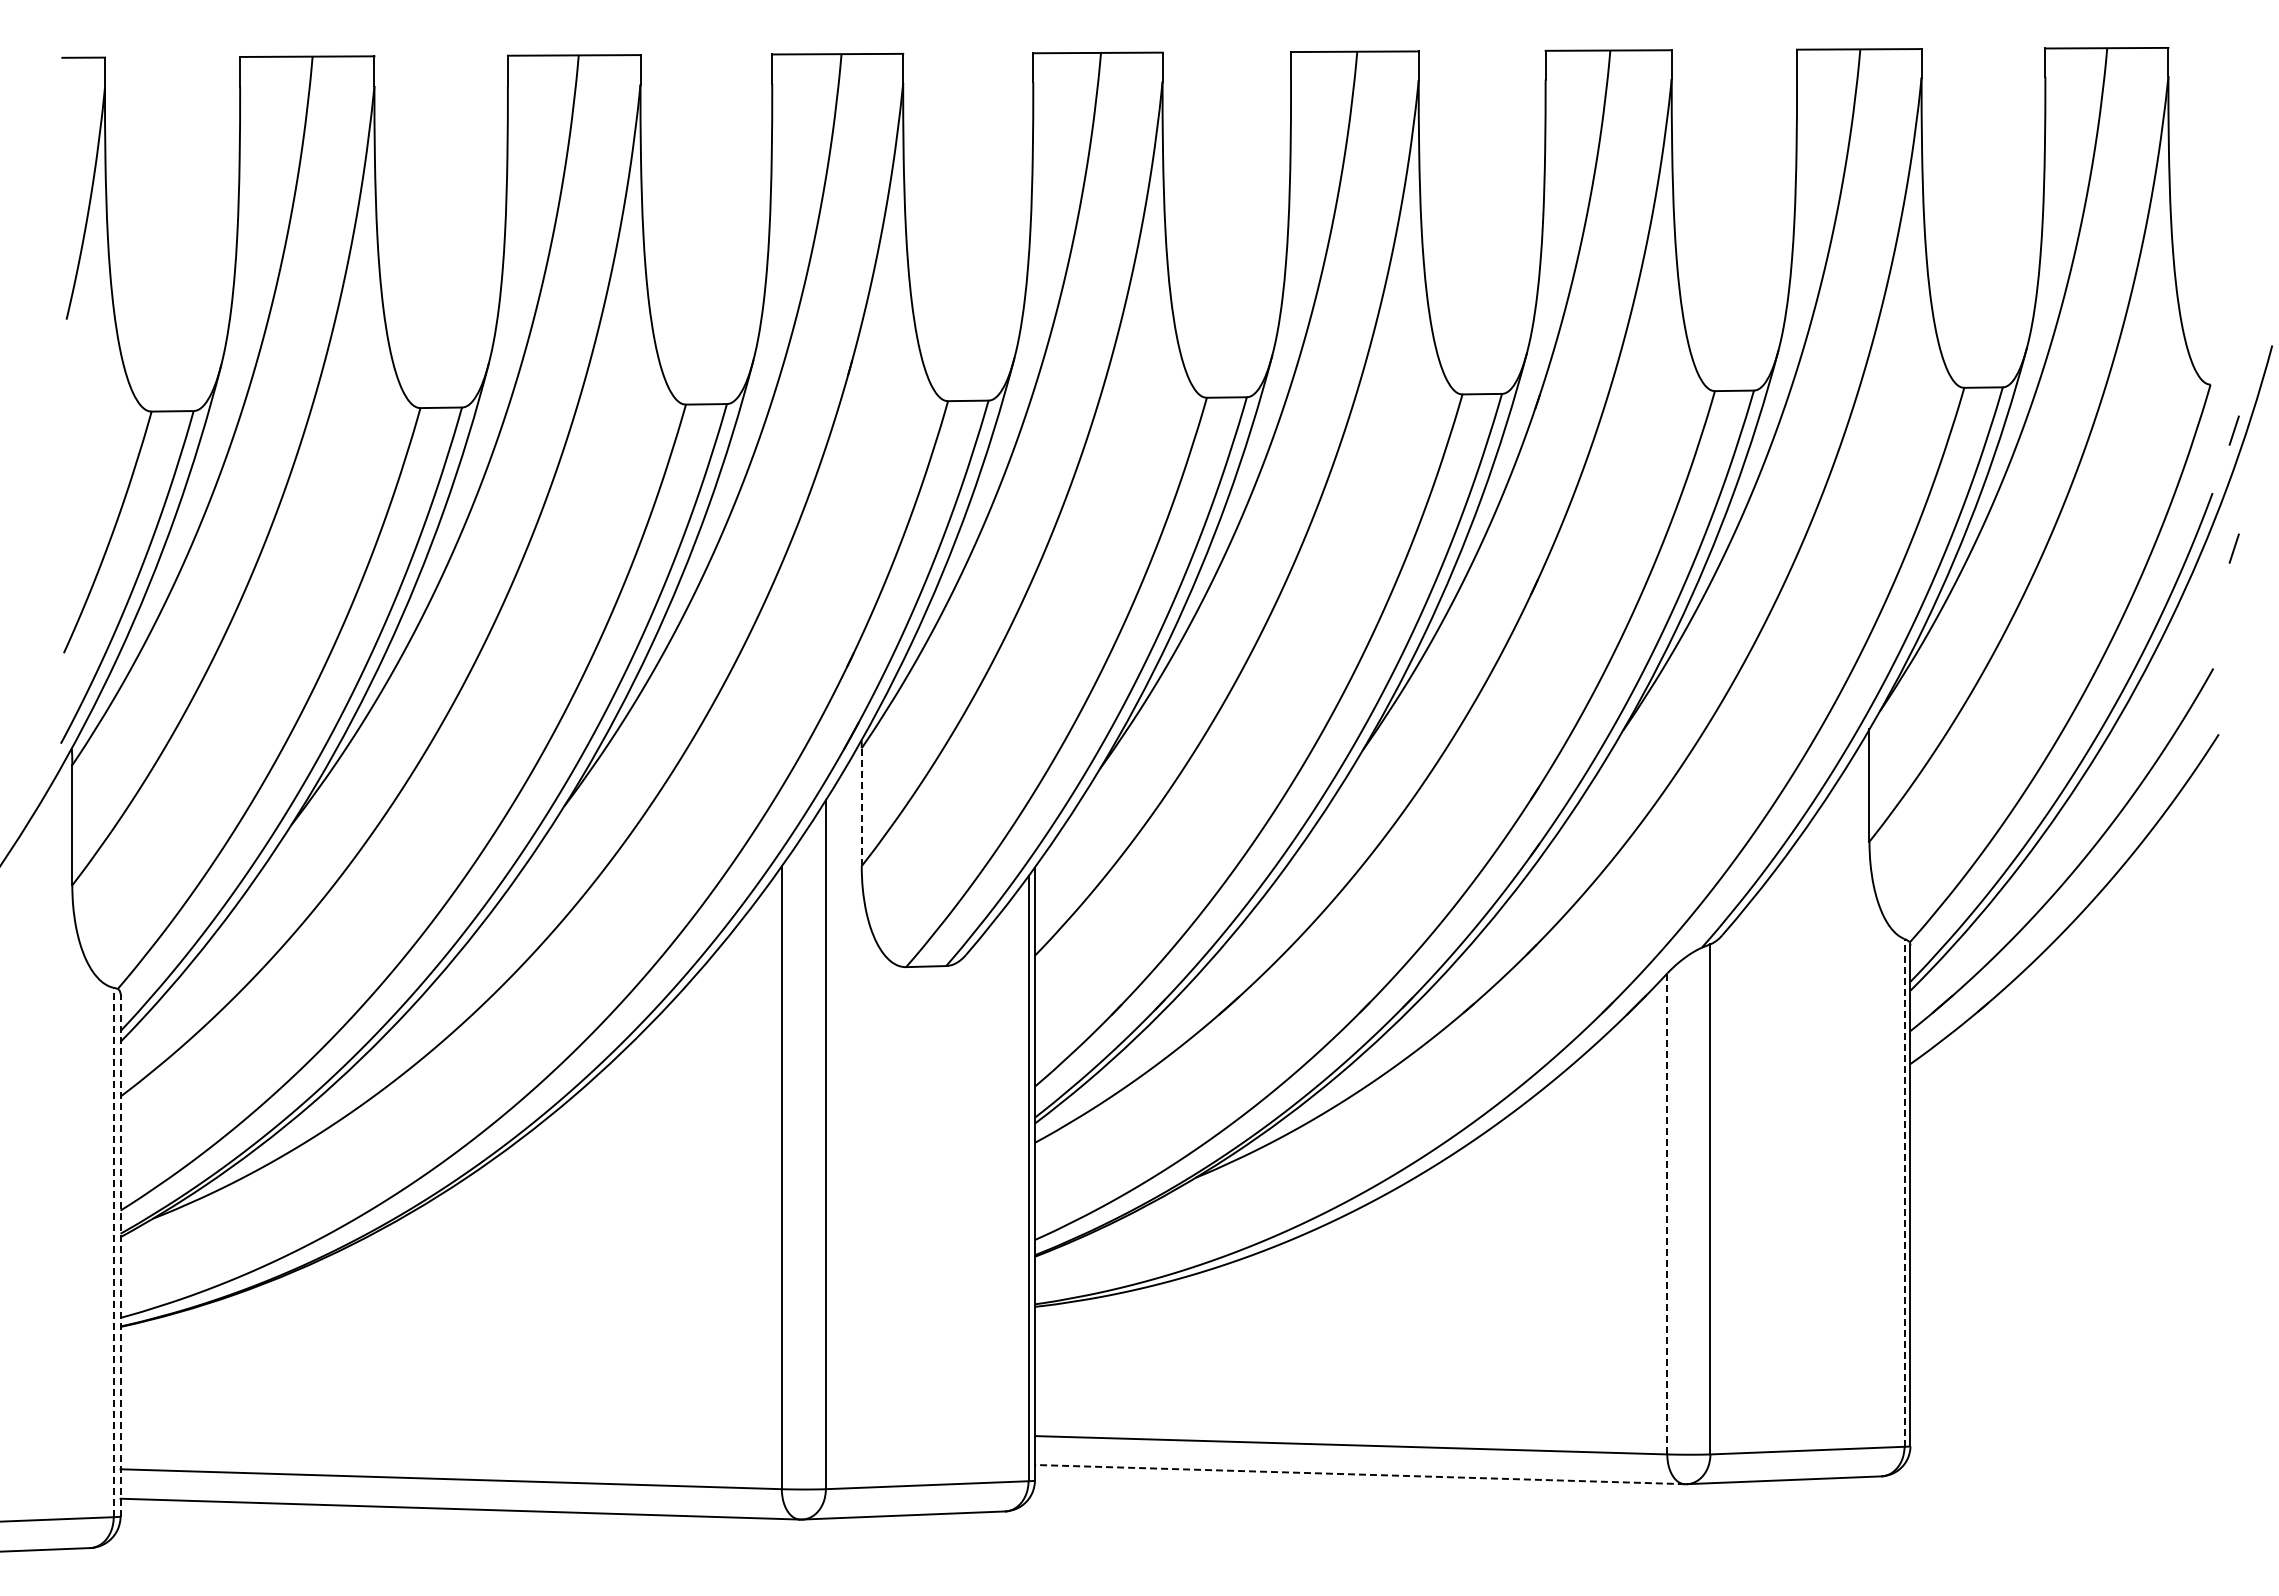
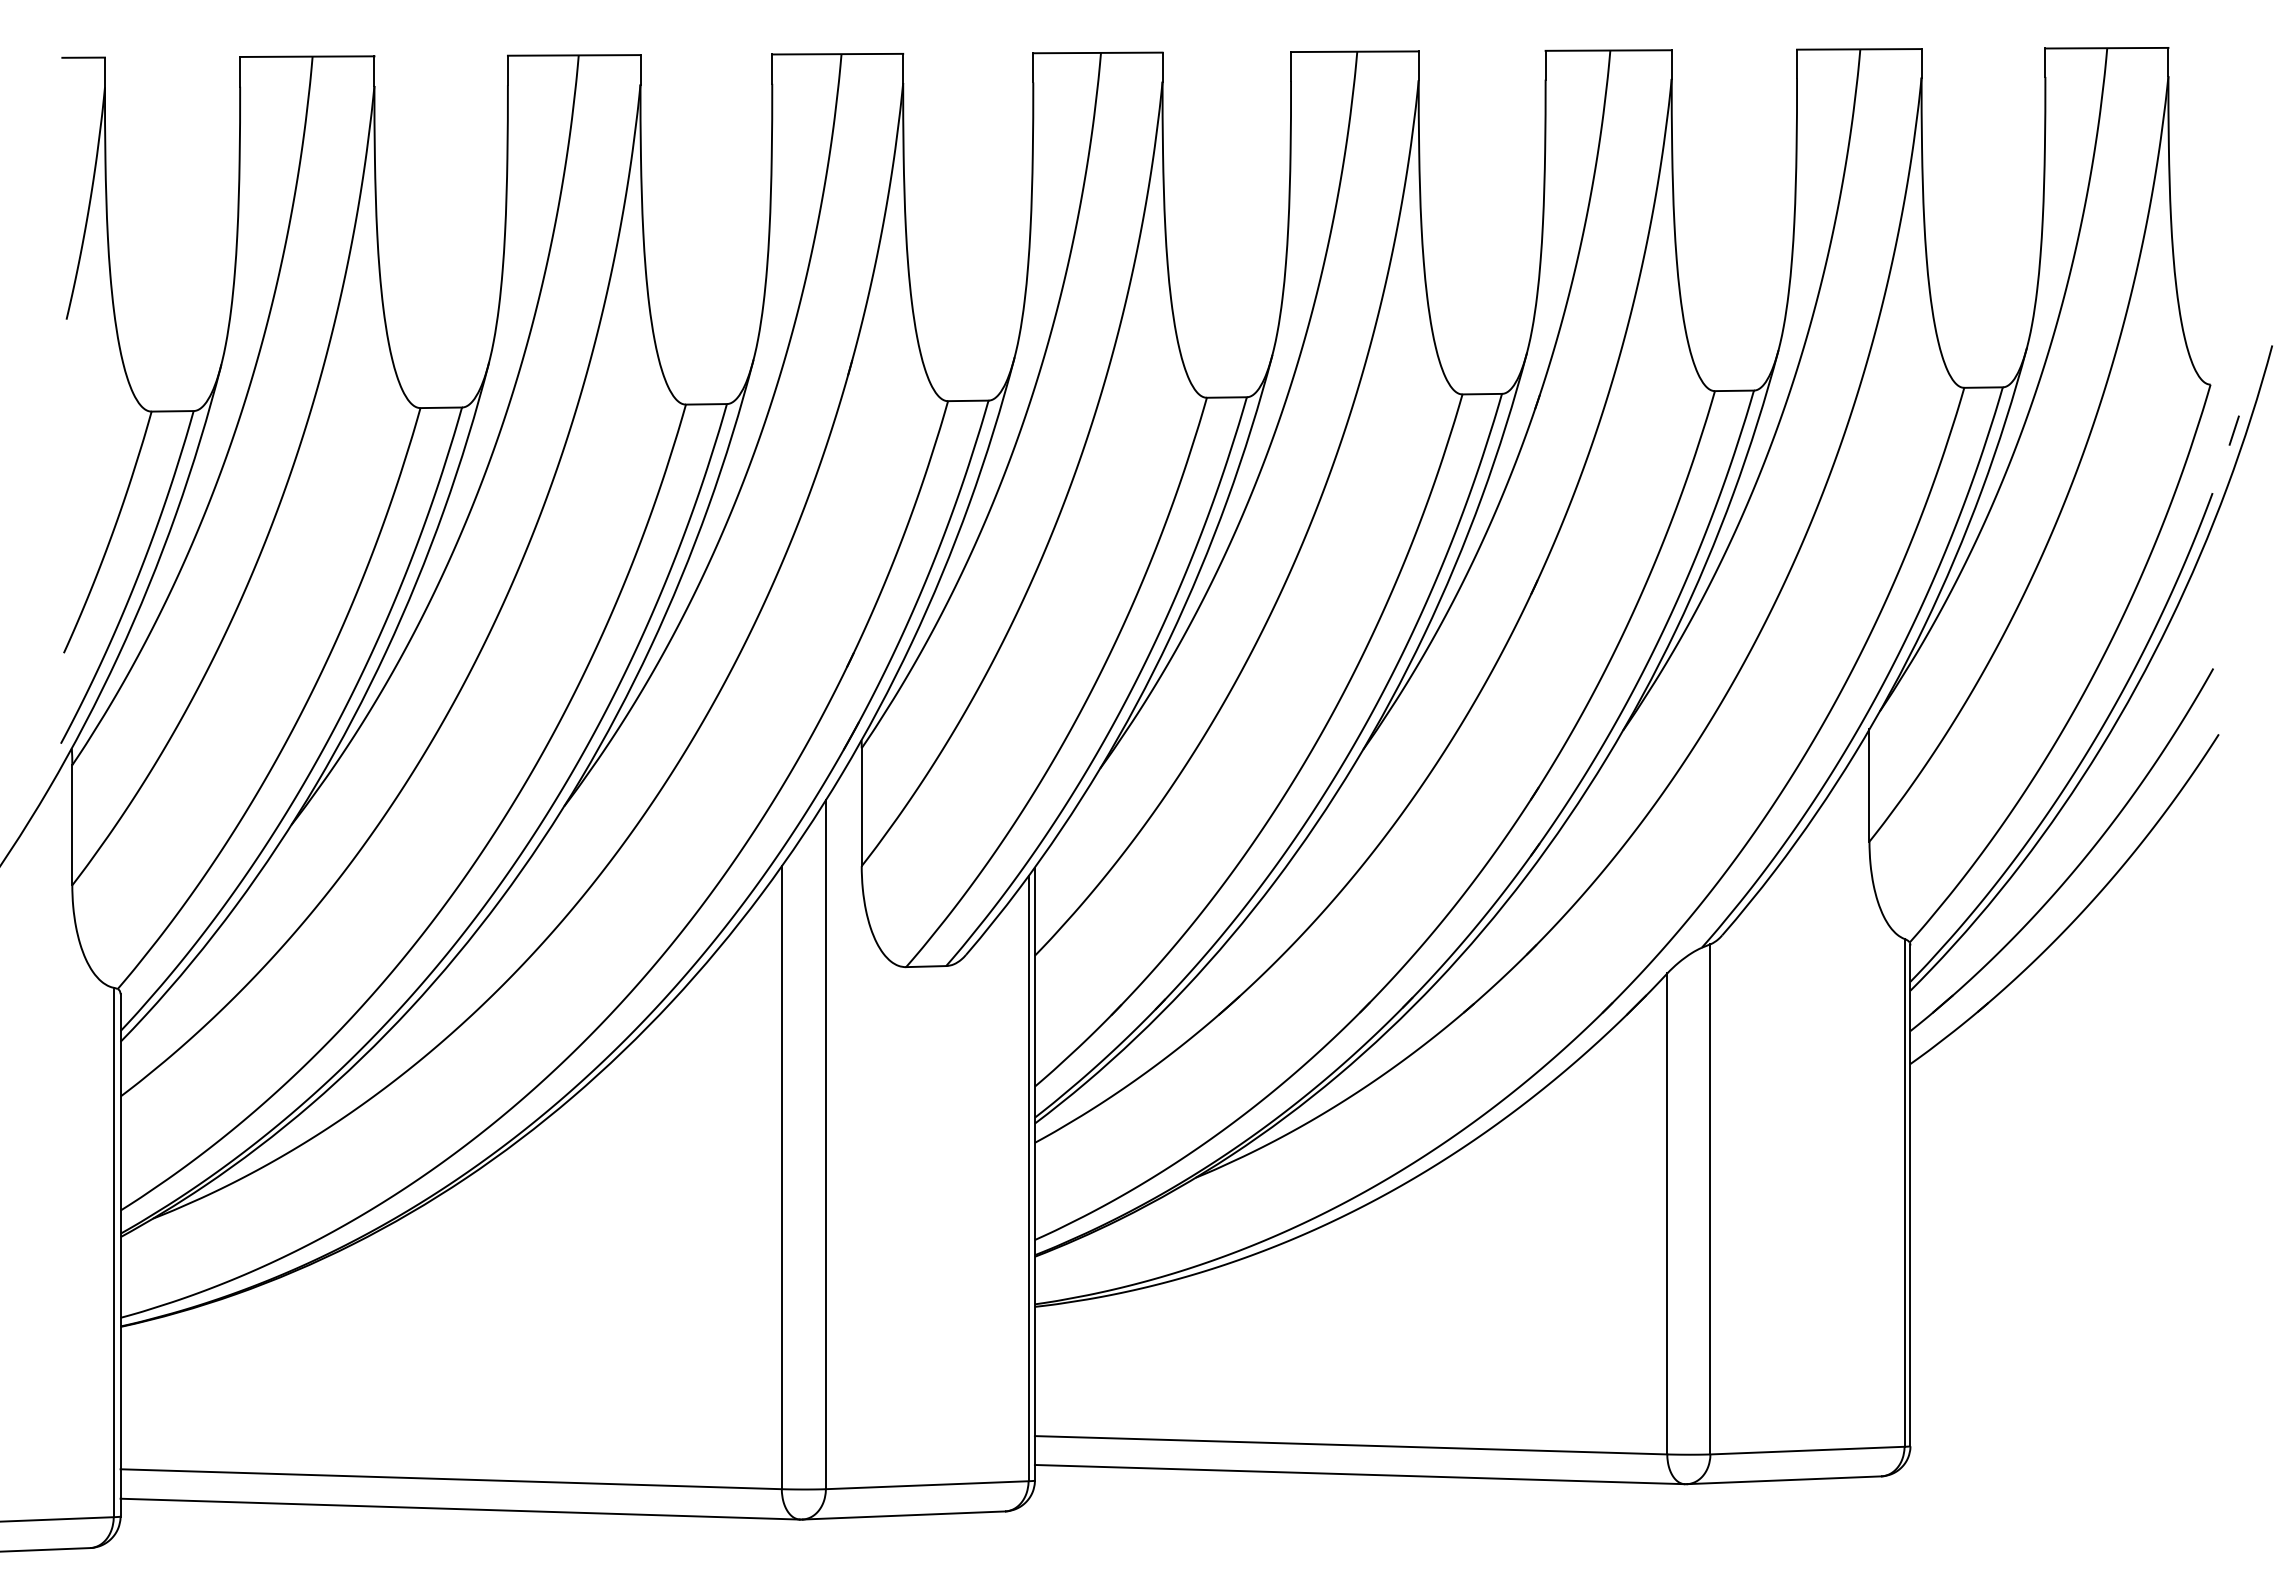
line: present -> none (2233, 548)
line: dashed -> solid (861, 807)
line: dashed -> solid (1904, 1192)
line: dashed -> solid (1667, 1213)
line: dashed -> solid (113, 1252)
line: dashed -> solid (120, 1254)
line: dashed -> solid (1359, 1474)
